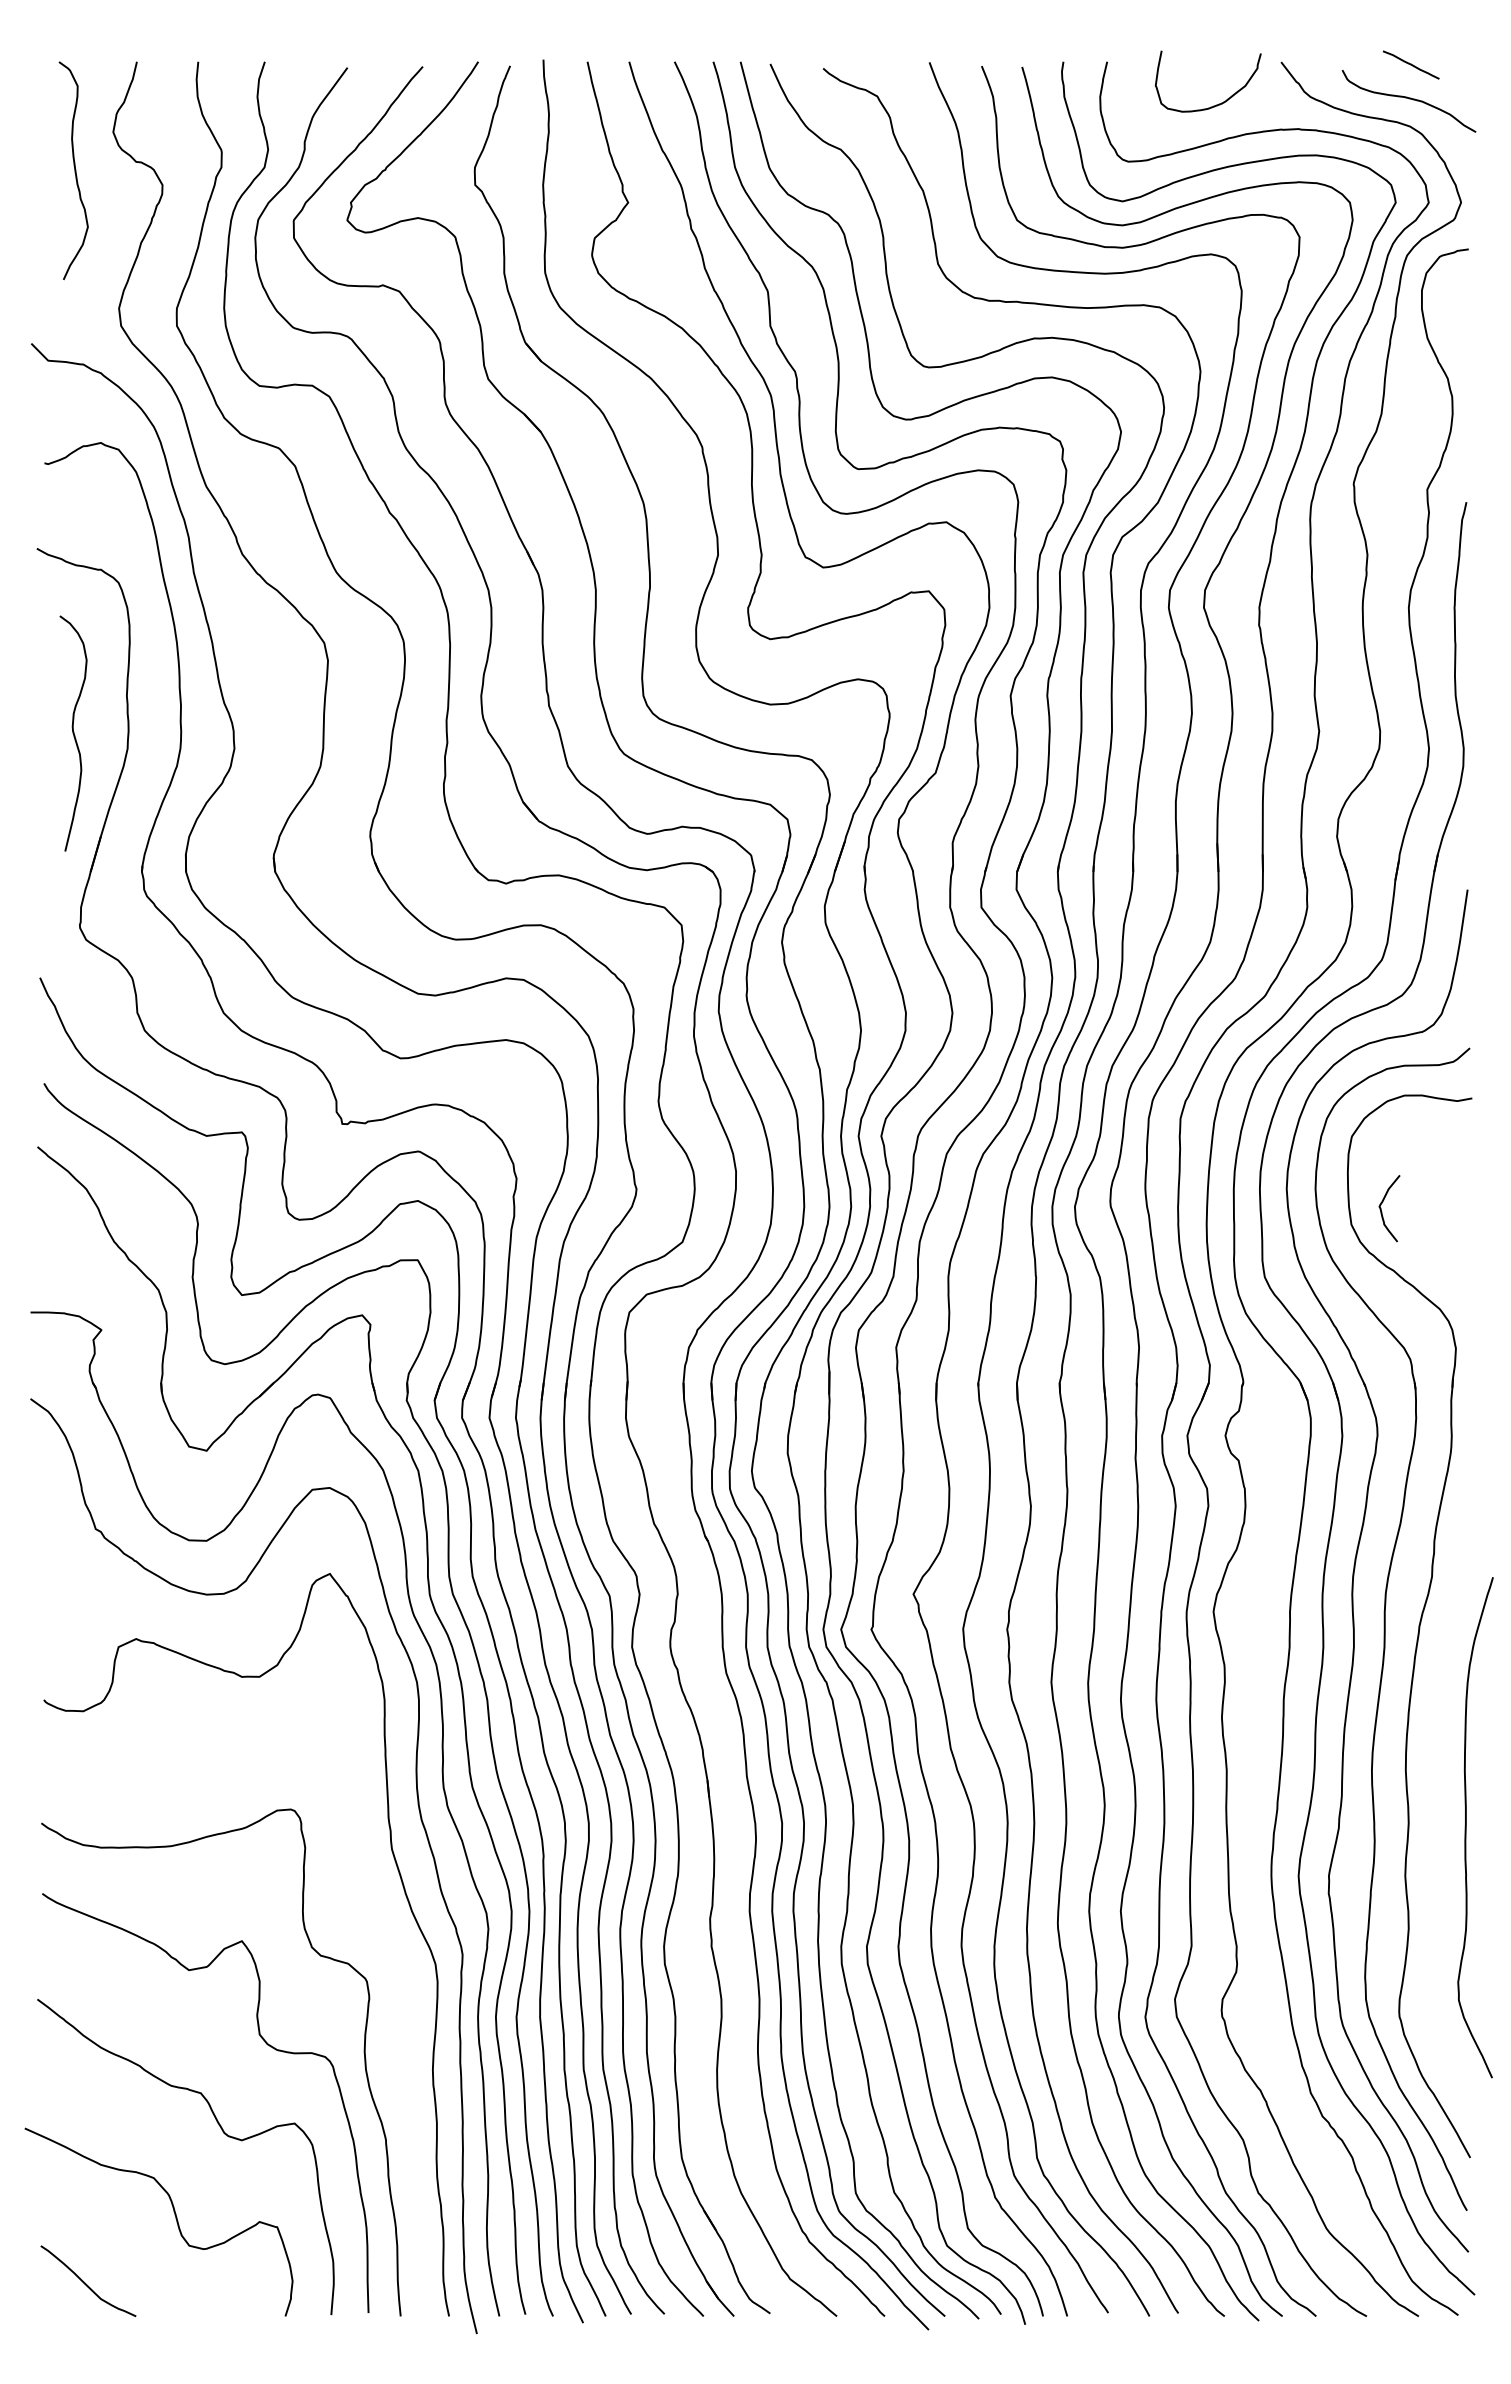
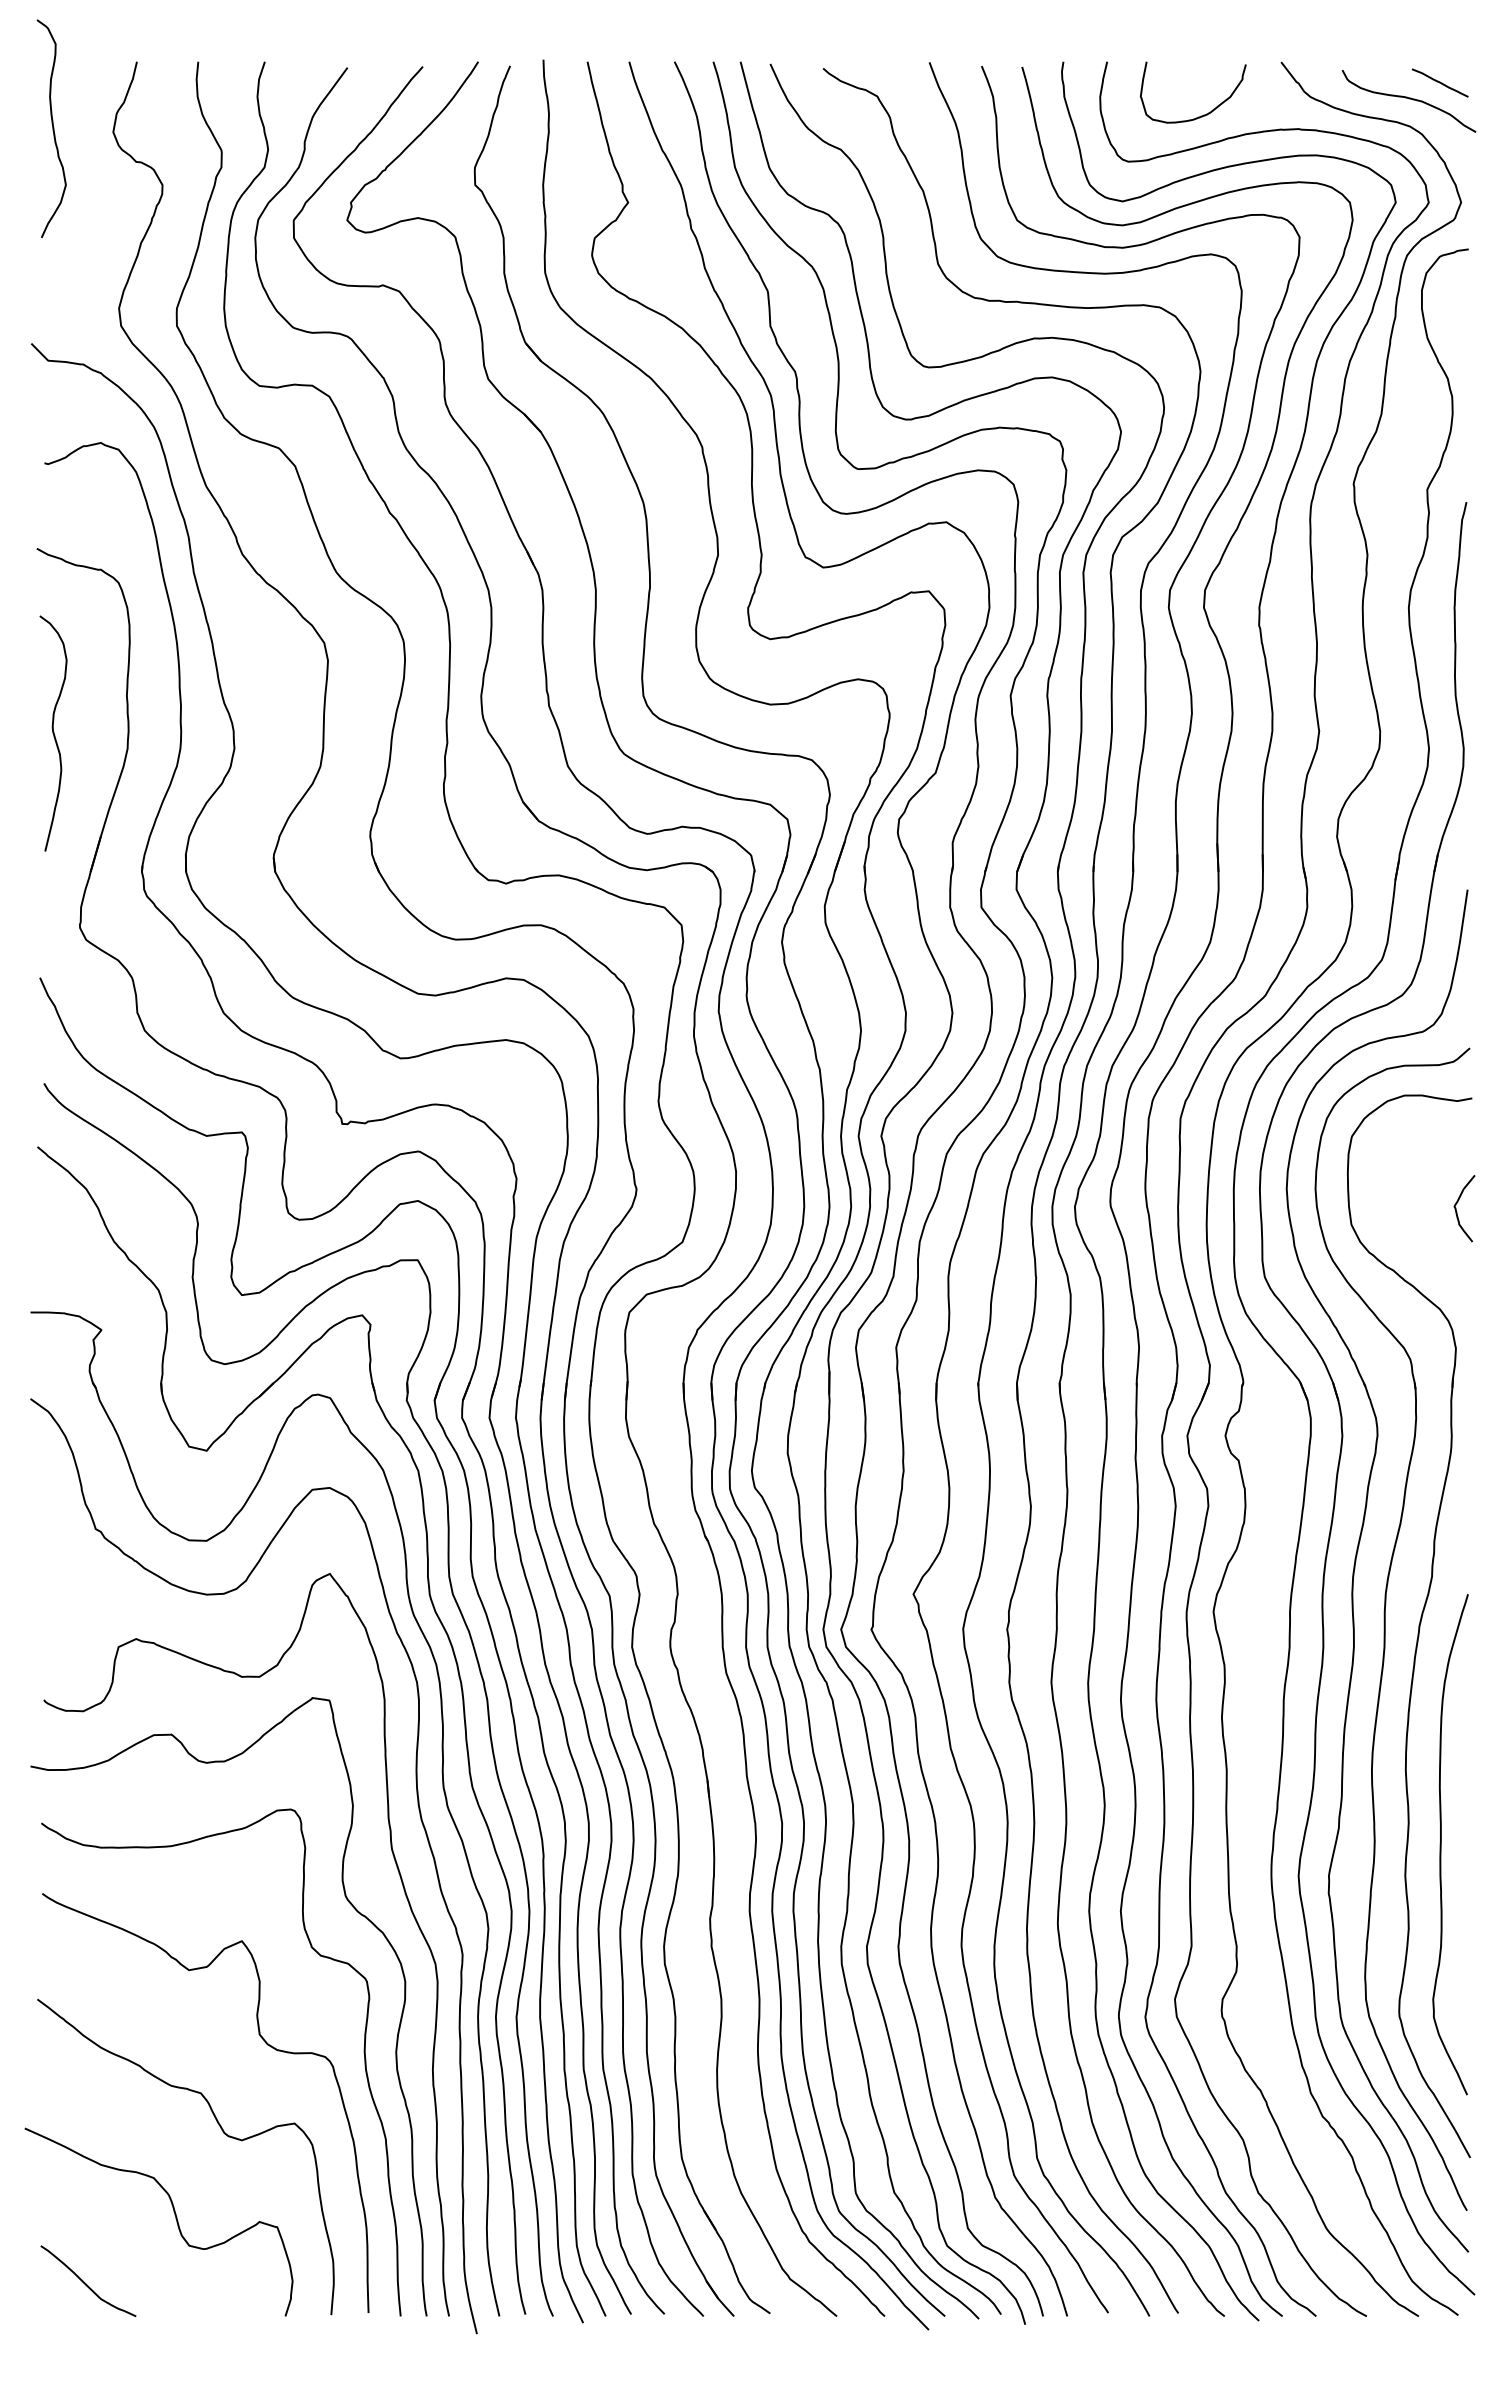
line position: (1410, 64) -> (1439, 82) (1439, 82)
curve position: (1218, 103) -> (1203, 114) (1203, 114)
curve position: (74, 170) -> (52, 128) (52, 128)
curve position: (73, 733) -> (53, 733) (53, 733)
curve position: (1382, 1211) -> (1457, 1211) (1457, 1211)
curve position: (1466, 1827) -> (1441, 1844) (1441, 1844)
curve: none -> present (347, 1901)
